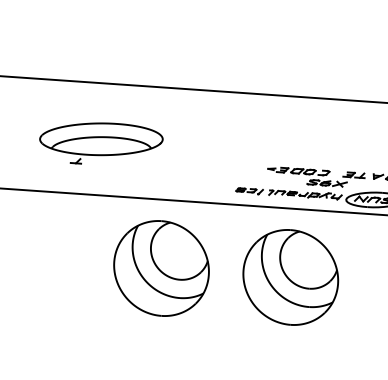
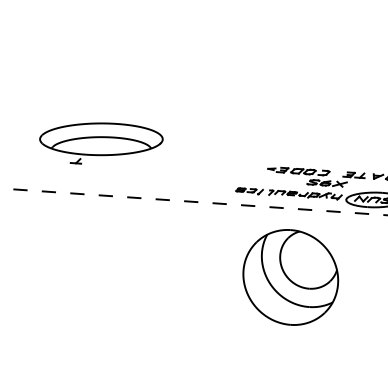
line: present -> none (193, 89)
line: solid -> dashed (193, 201)
part: present -> none (161, 268)
